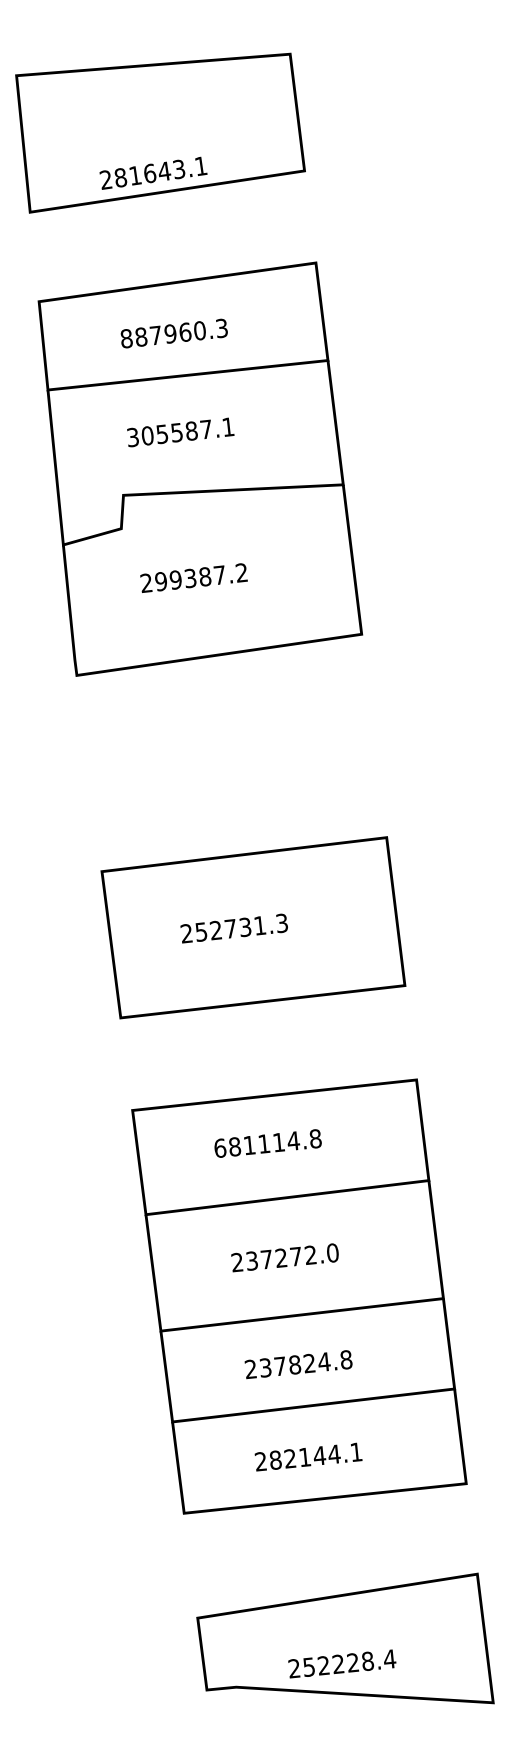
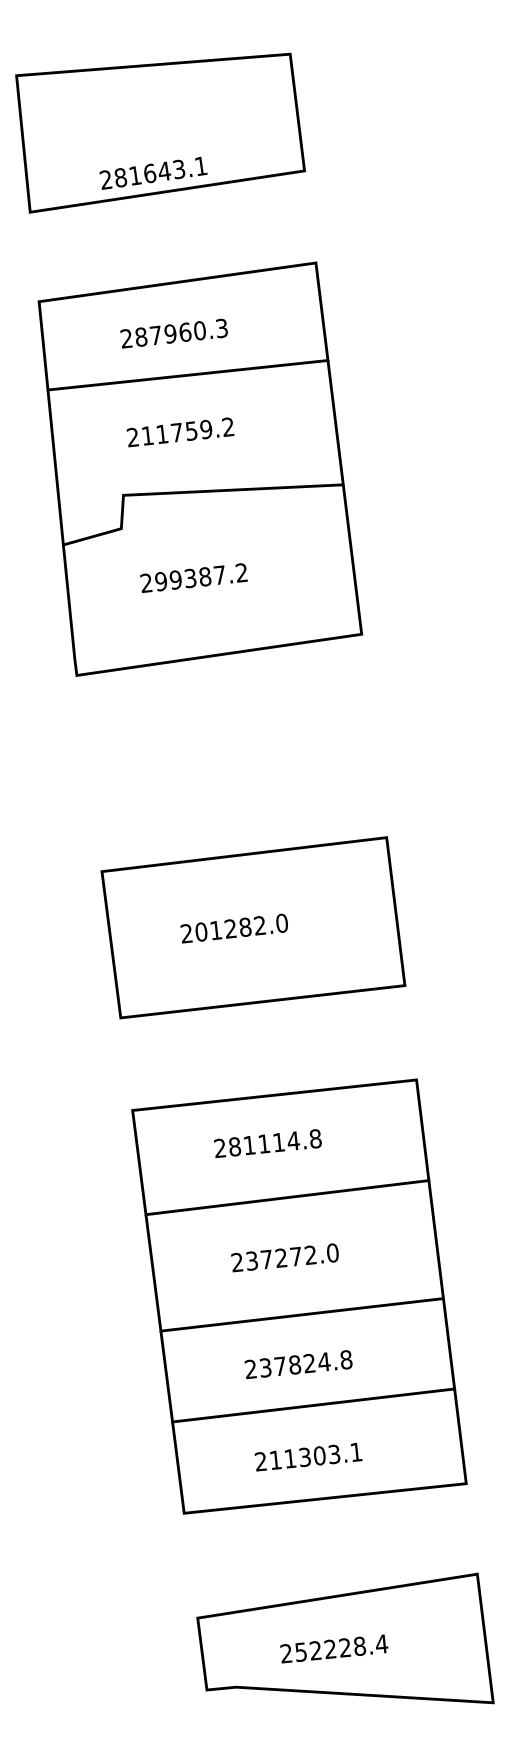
text: 887960.3 -> 287960.3 (126, 338)
text: 305587.1 -> 211759.2 (180, 432)
text: 252731.3 -> 201282.0 (241, 927)
text: 681114.8 -> 281114.8 (220, 1148)
text: 282144.1 -> 211303.1 (304, 1456)
text position: (342, 1663) -> (334, 1648) (334, 1648)
